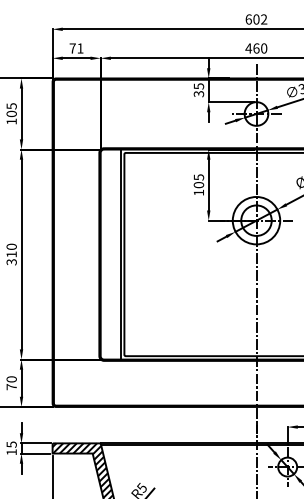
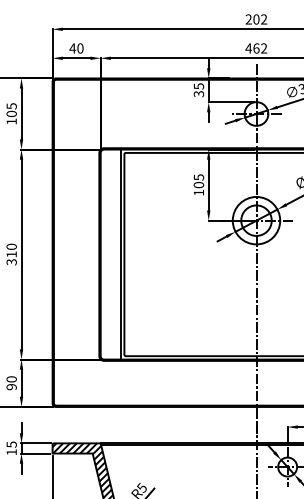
text: 602 -> 202 (248, 19)
text: 71 -> 40 (76, 48)
text: 460 -> 462 (264, 48)
text: 70 -> 90 (11, 387)
